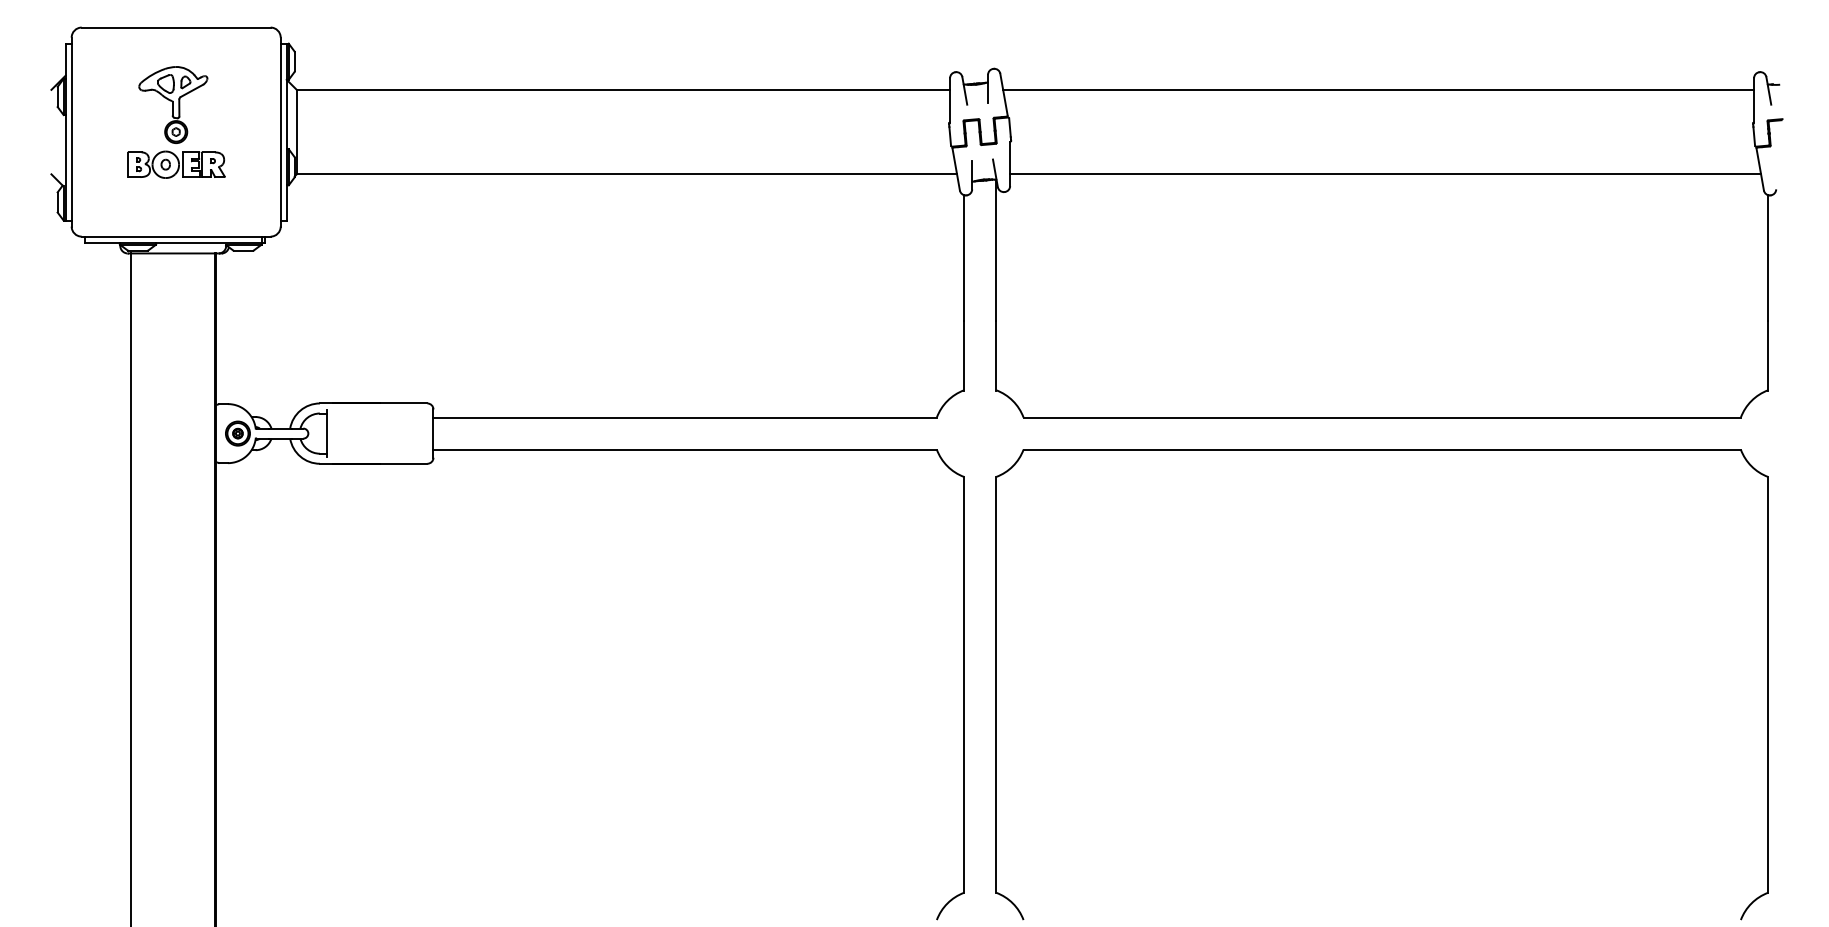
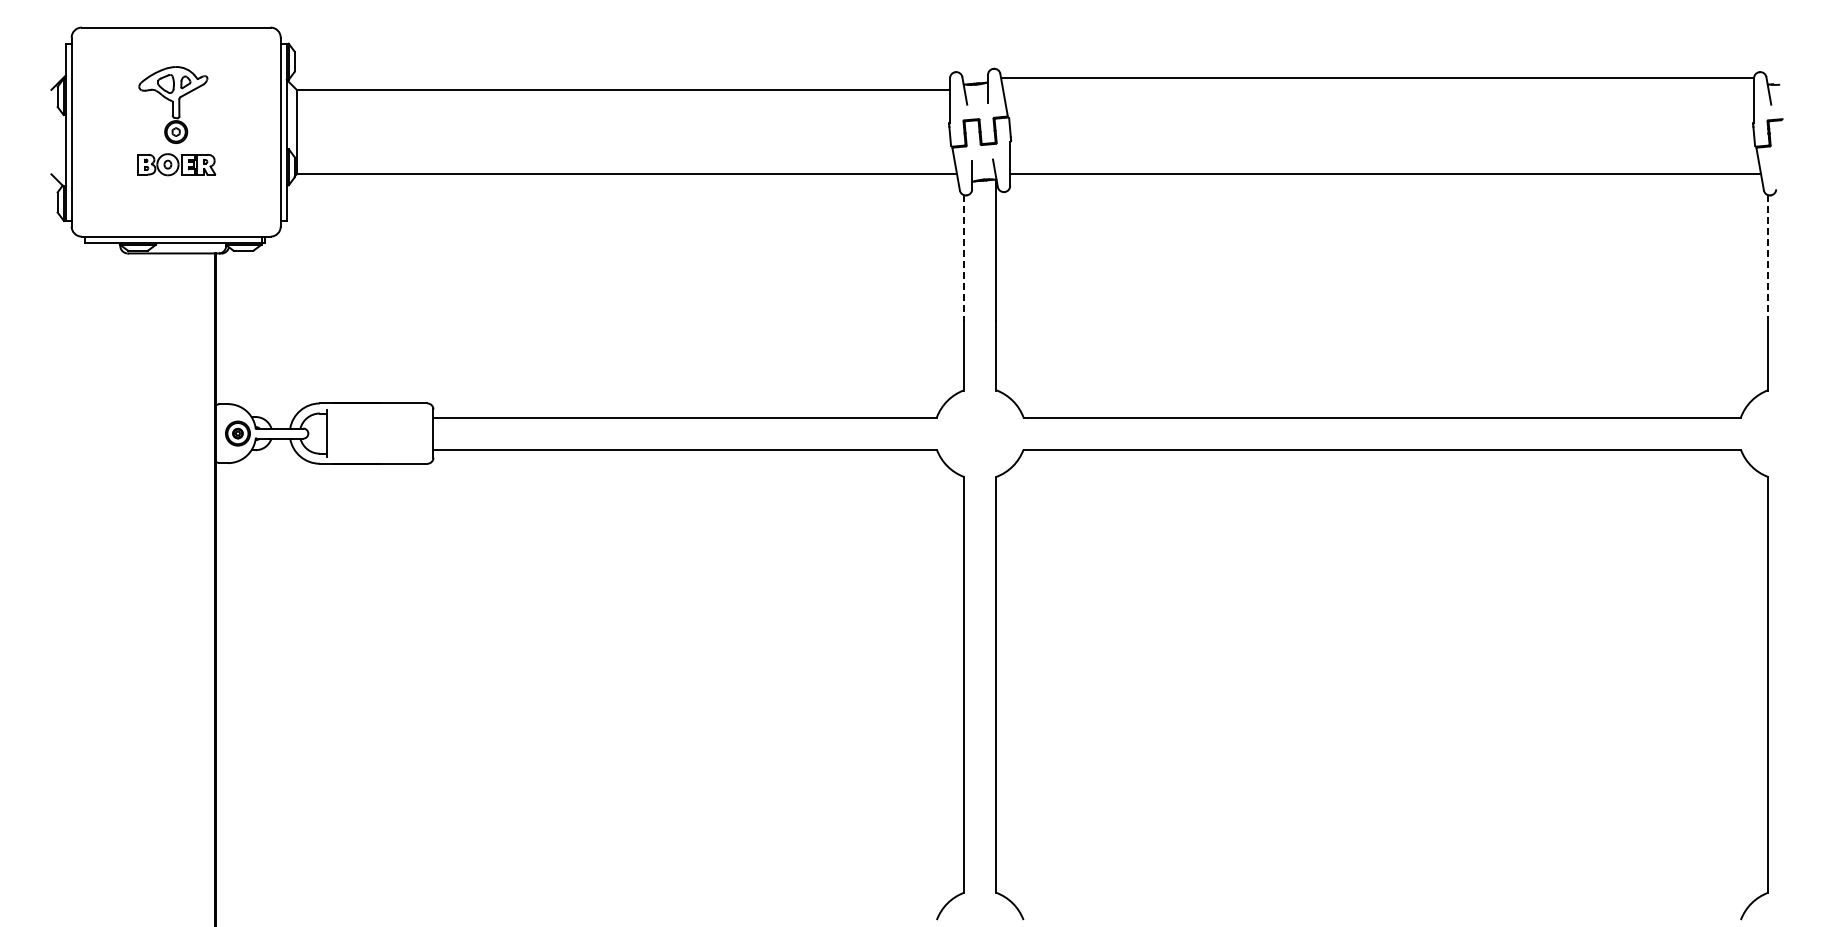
line position: (1378, 89) -> (1378, 77) (1378, 77)
part size: 99x29 px -> 80x24 px (176, 164)
line: solid -> dashed (964, 258)
line: solid -> dashed (1768, 258)
line: present -> none (130, 588)
